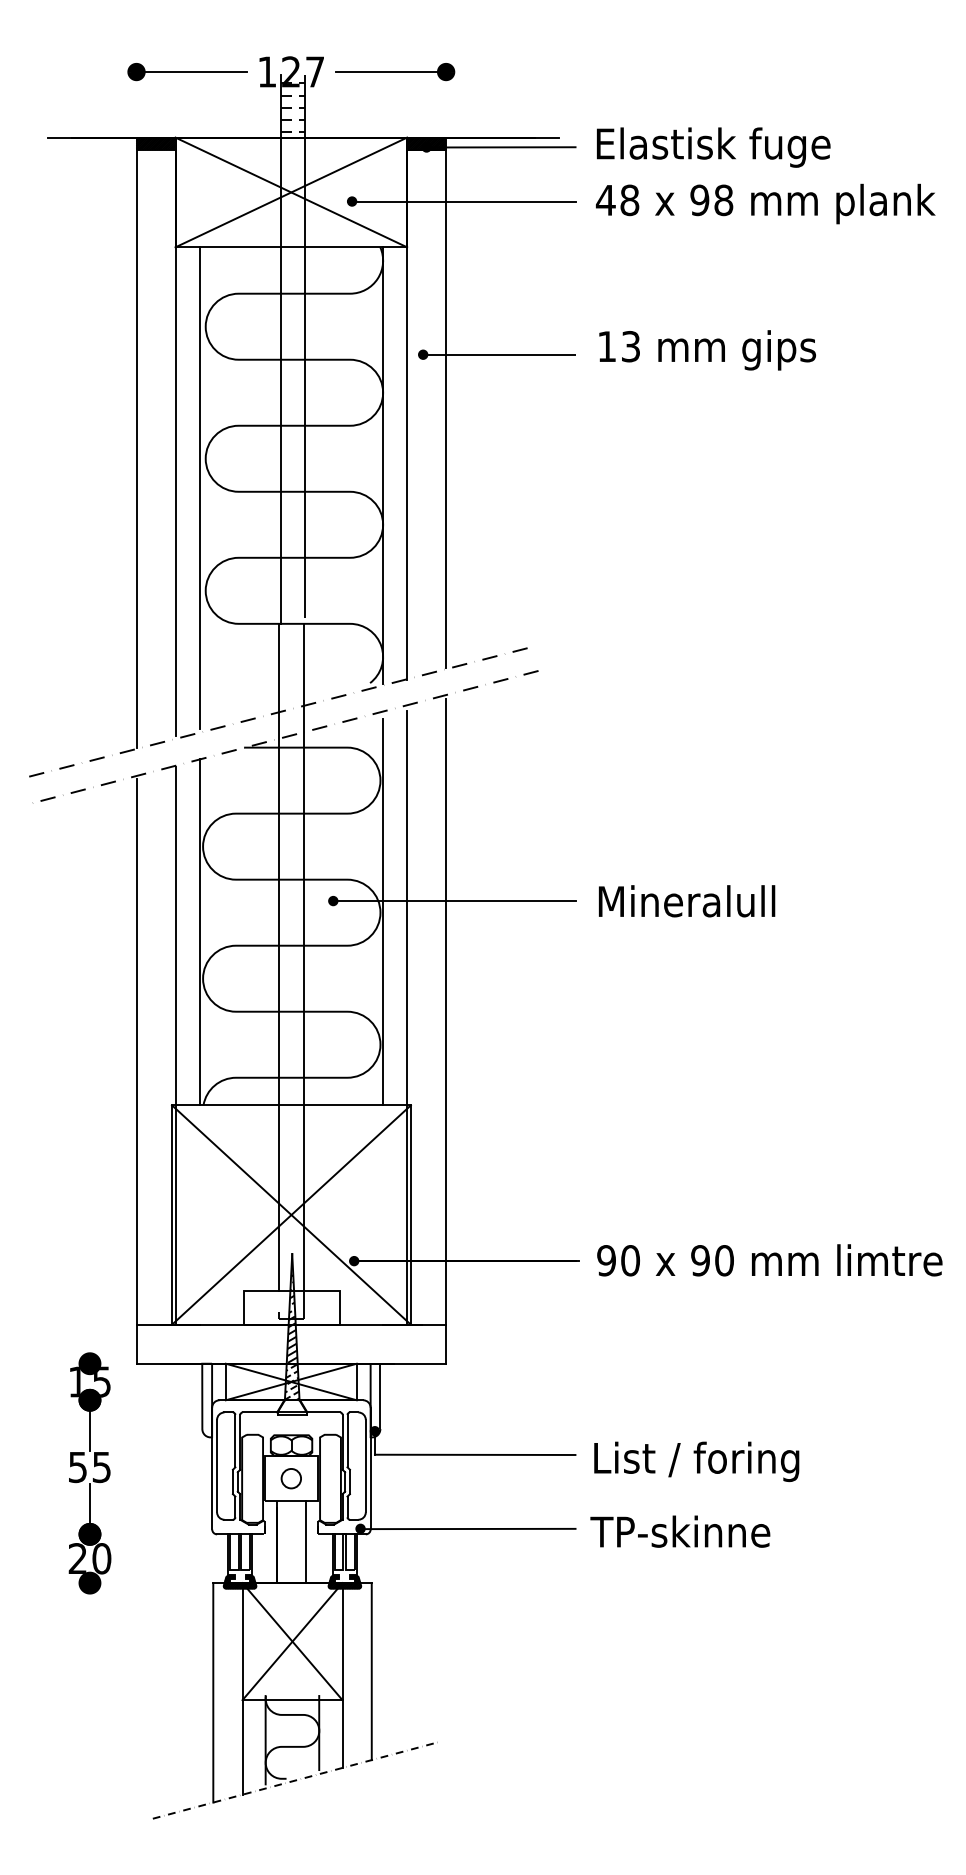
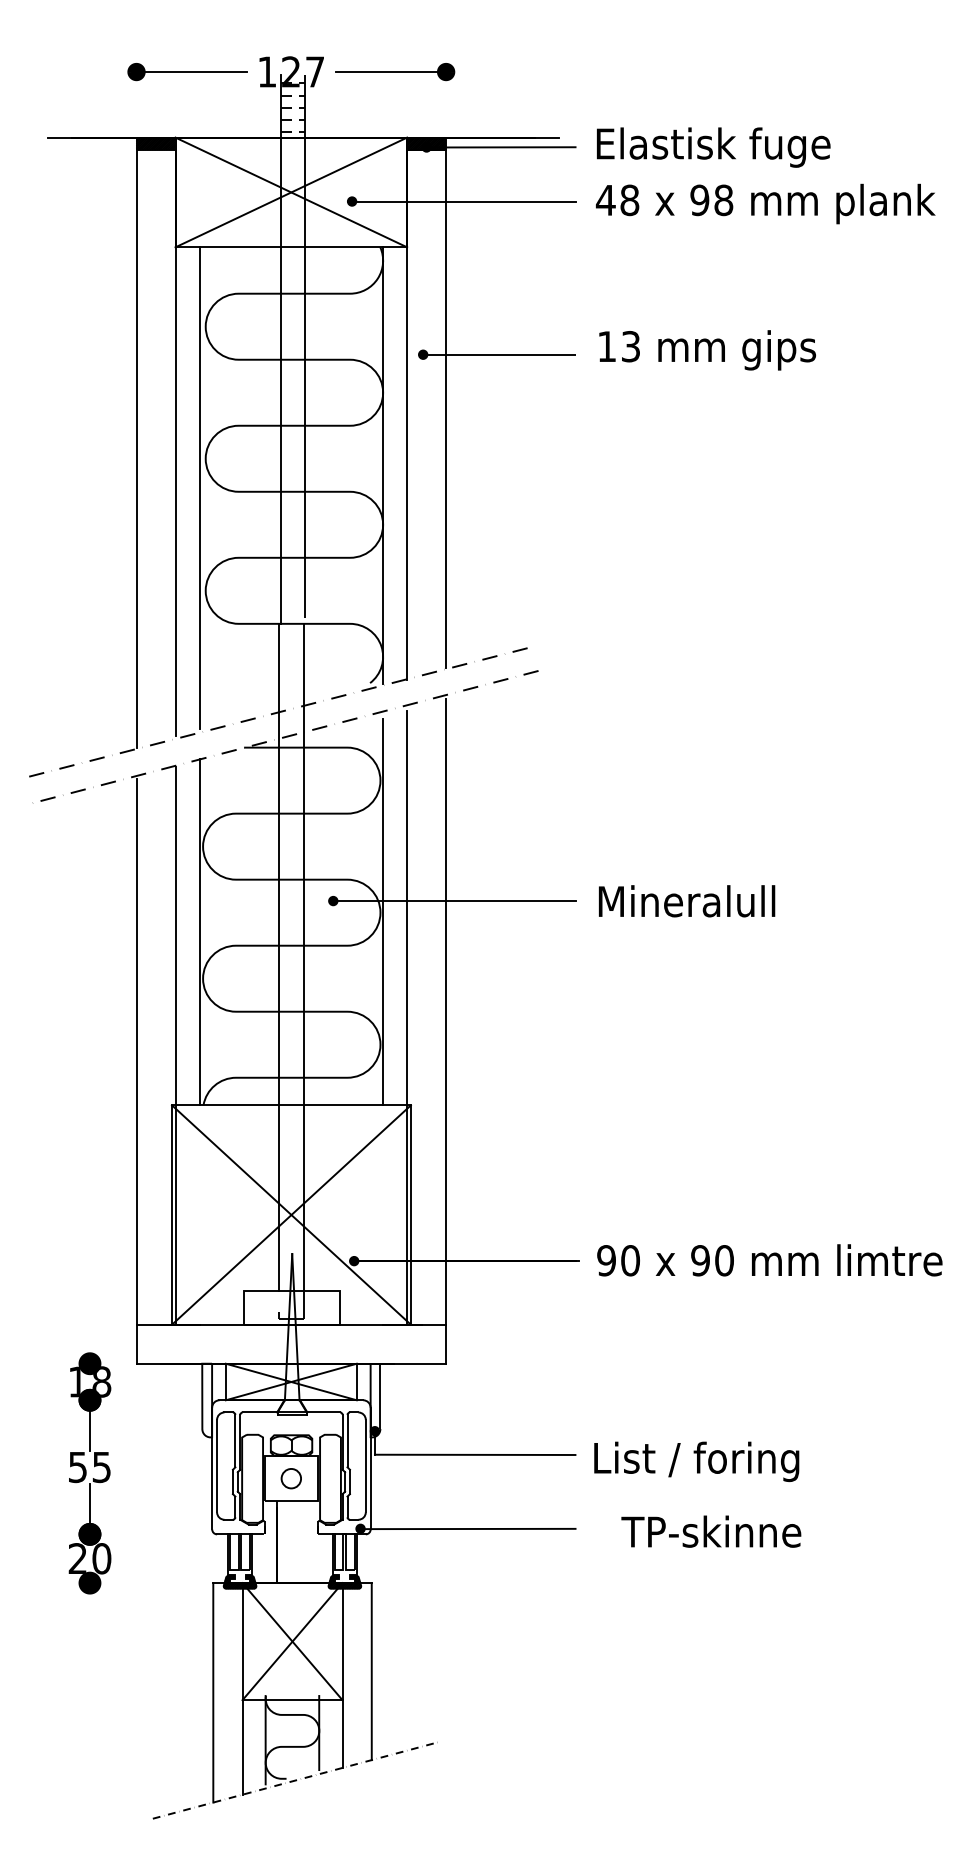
hatch: present -> none (291, 1326)
text: 15 -> 18 (101, 1381)
text position: (680, 1531) -> (711, 1531) (711, 1531)
line: present -> none (306, 1542)
